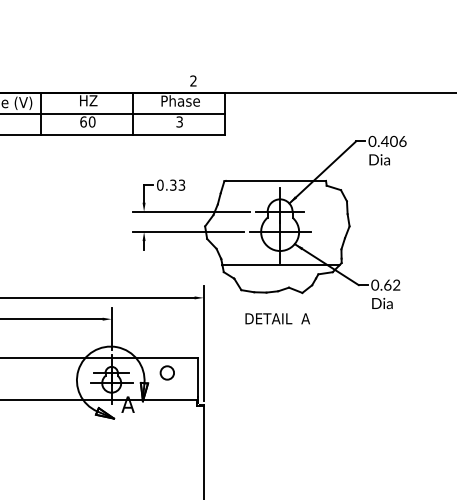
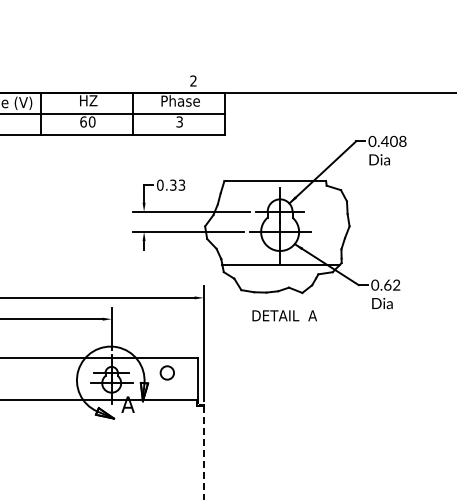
text: 0.406 -> 0.408 (402, 140)
text position: (277, 318) -> (284, 315) (284, 315)
line: solid -> dashed (203, 453)
